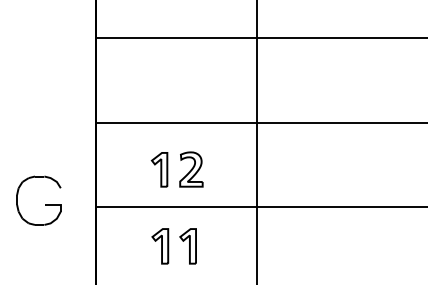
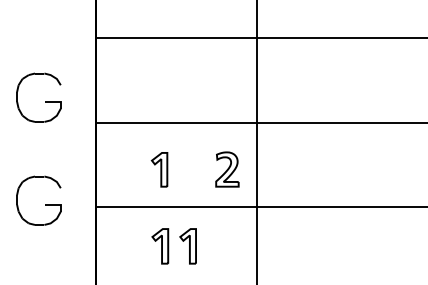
part: none -> present (45, 101)
part position: (191, 169) -> (227, 169) (227, 169)
